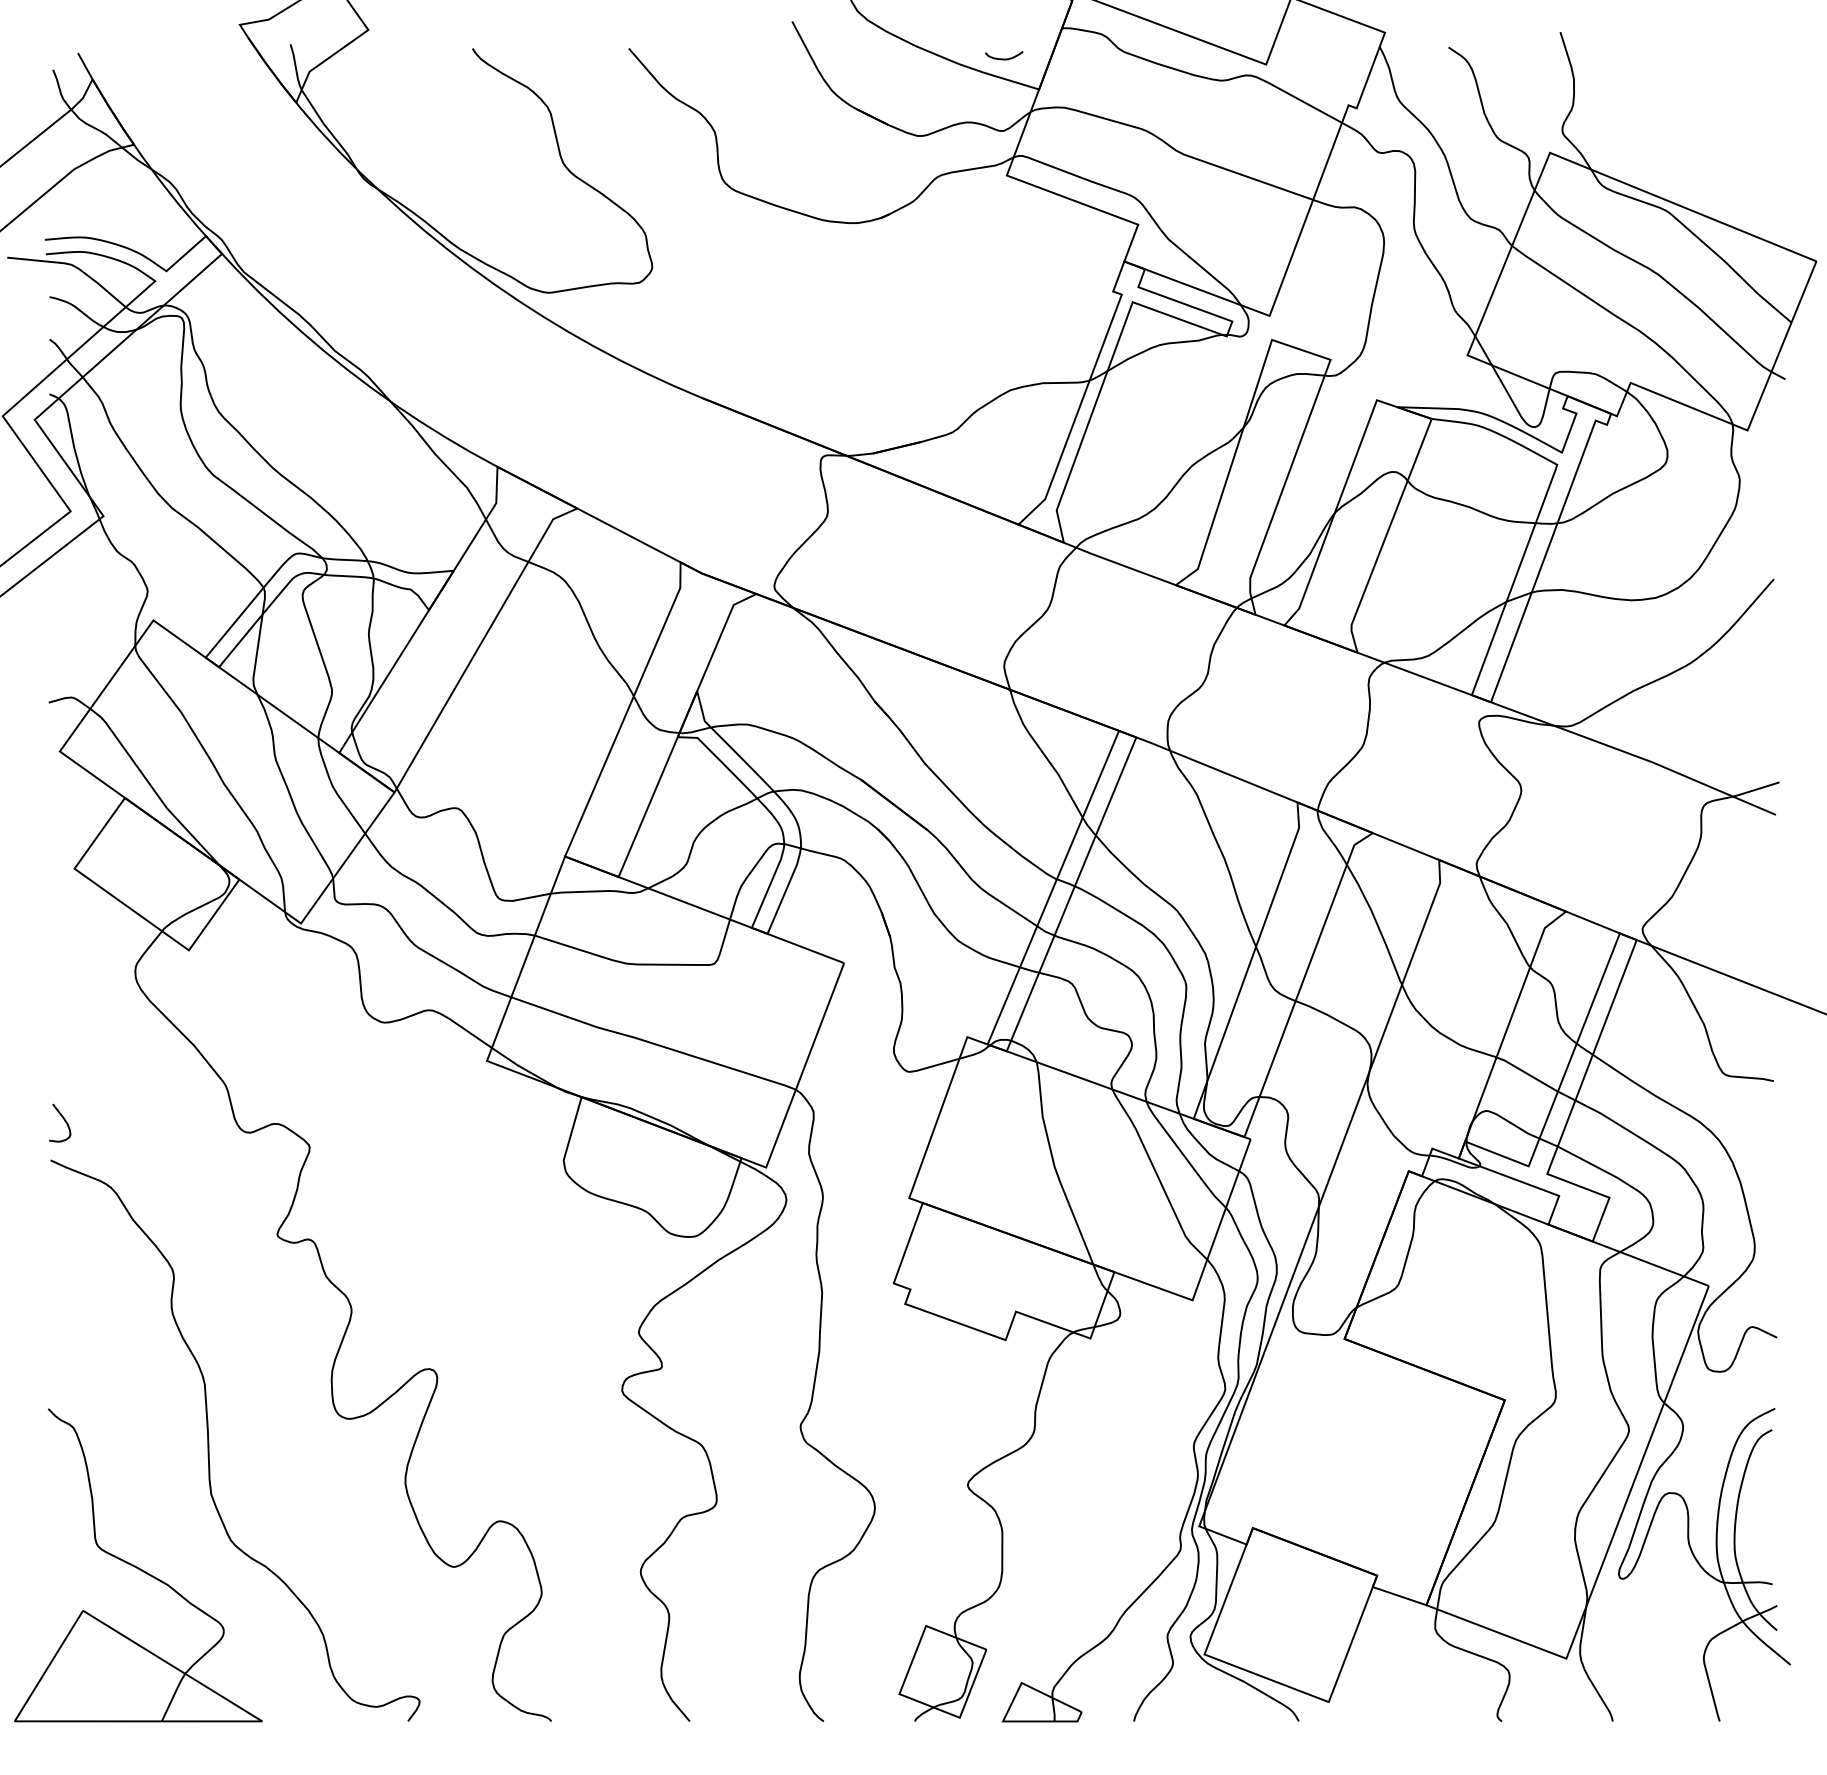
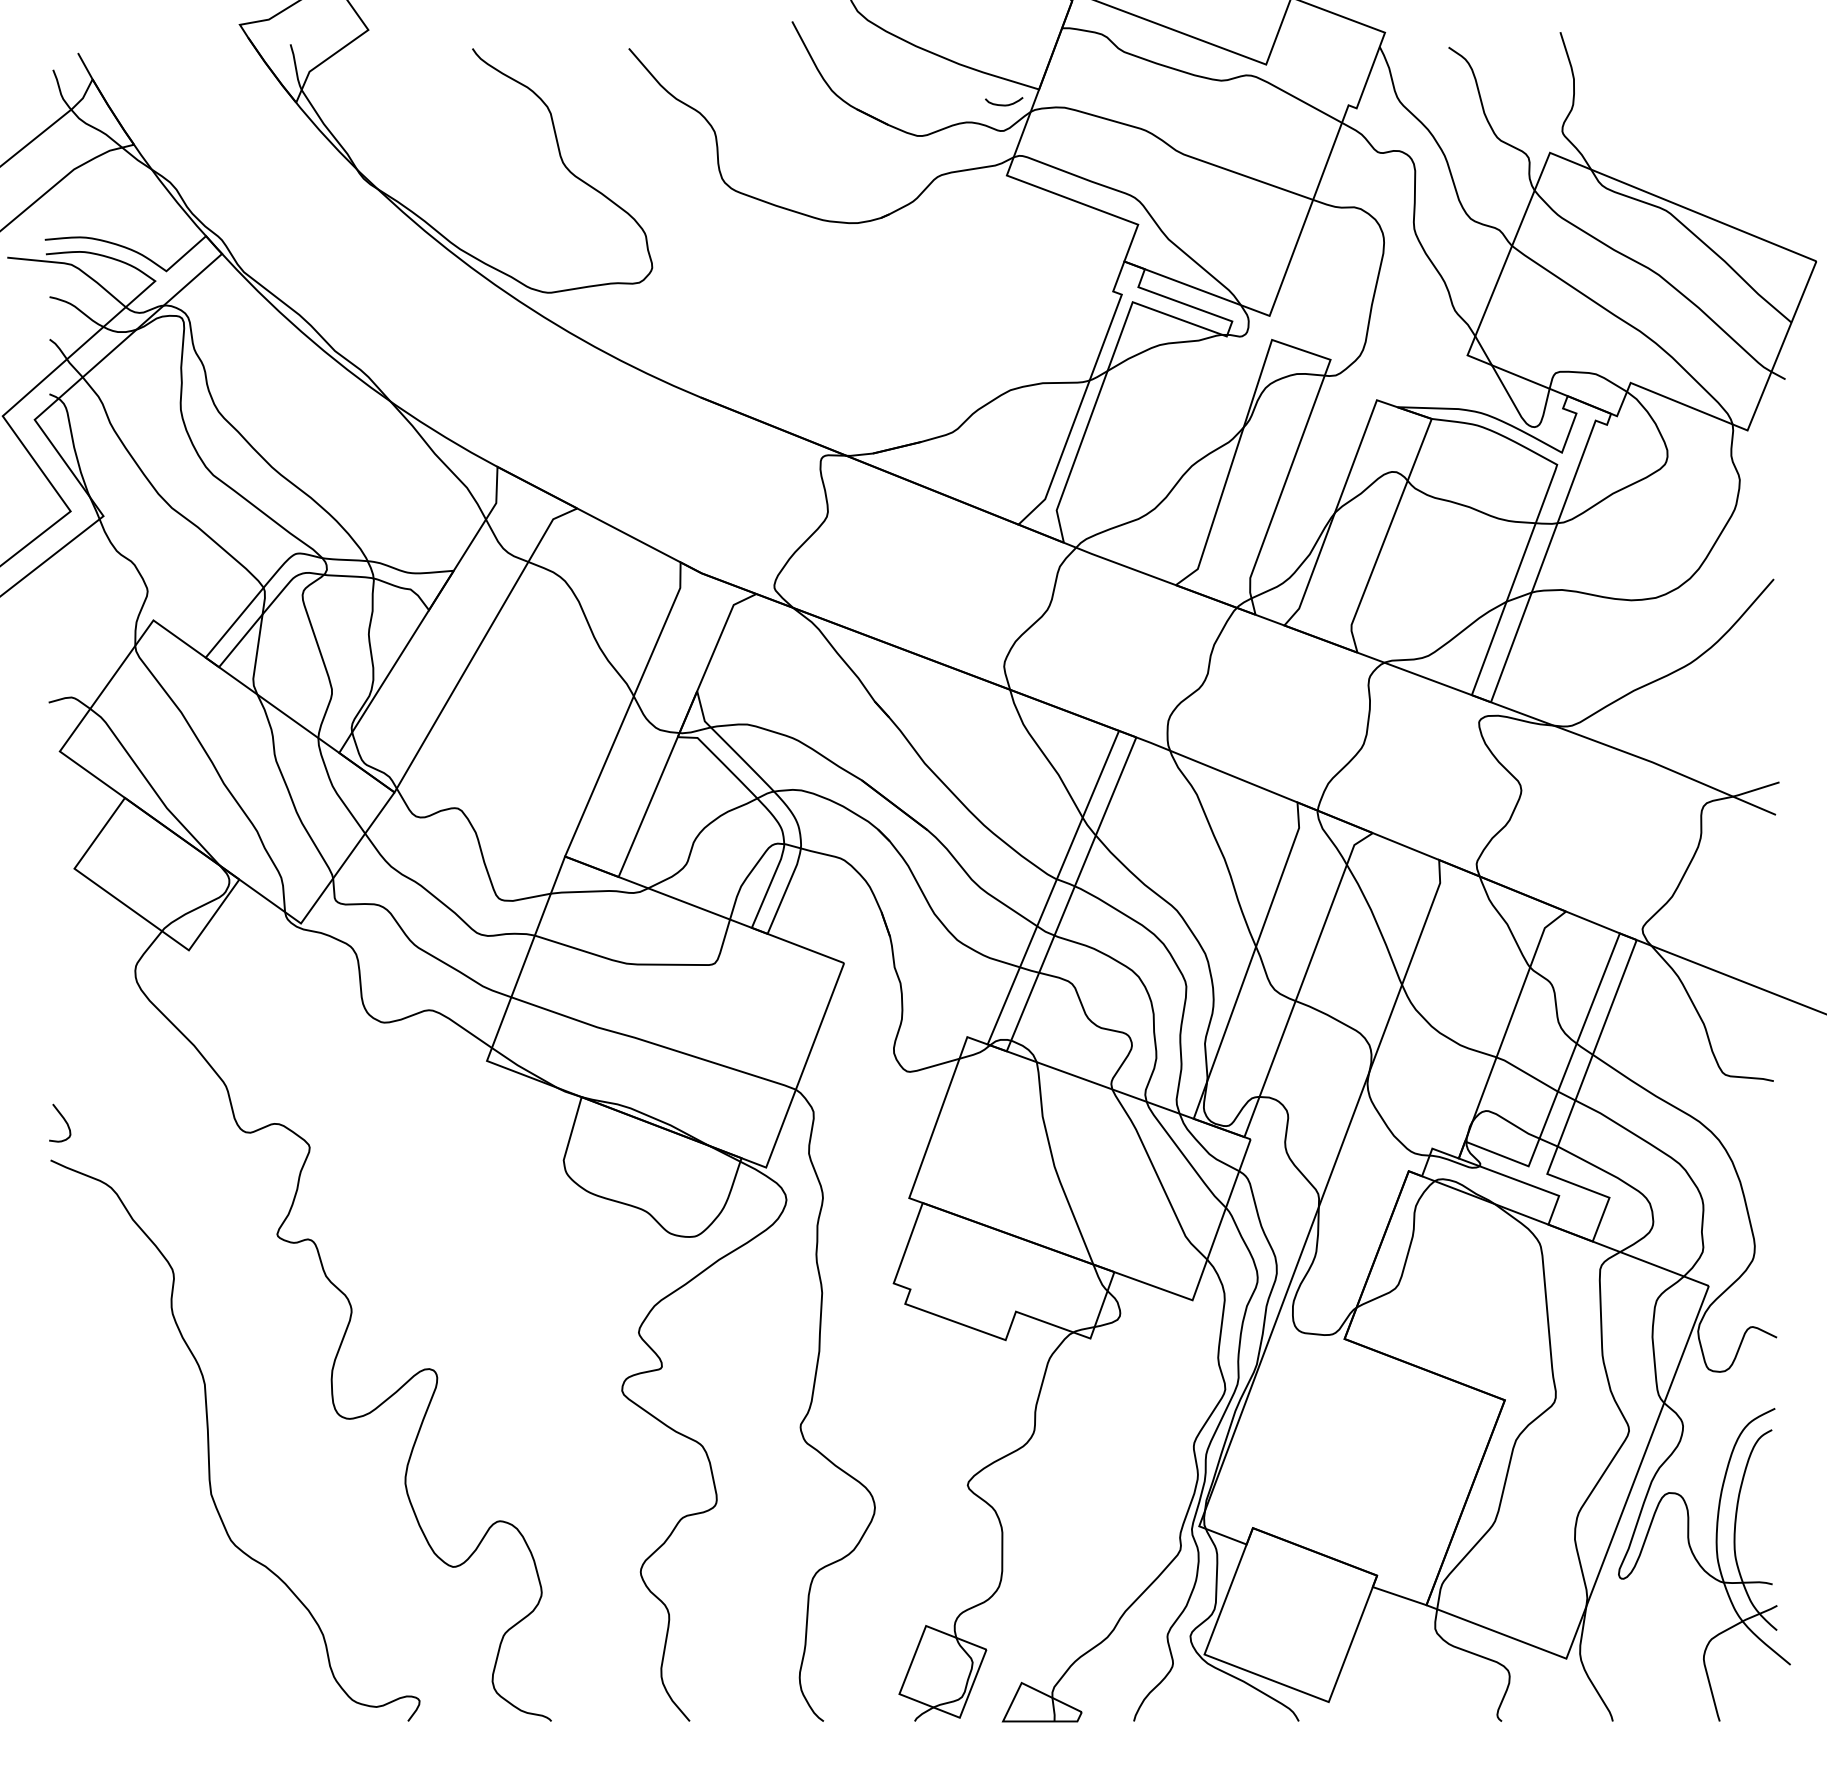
curve position: (1004, 58) -> (1004, 104) (1004, 104)
part: present -> none (138, 1565)
